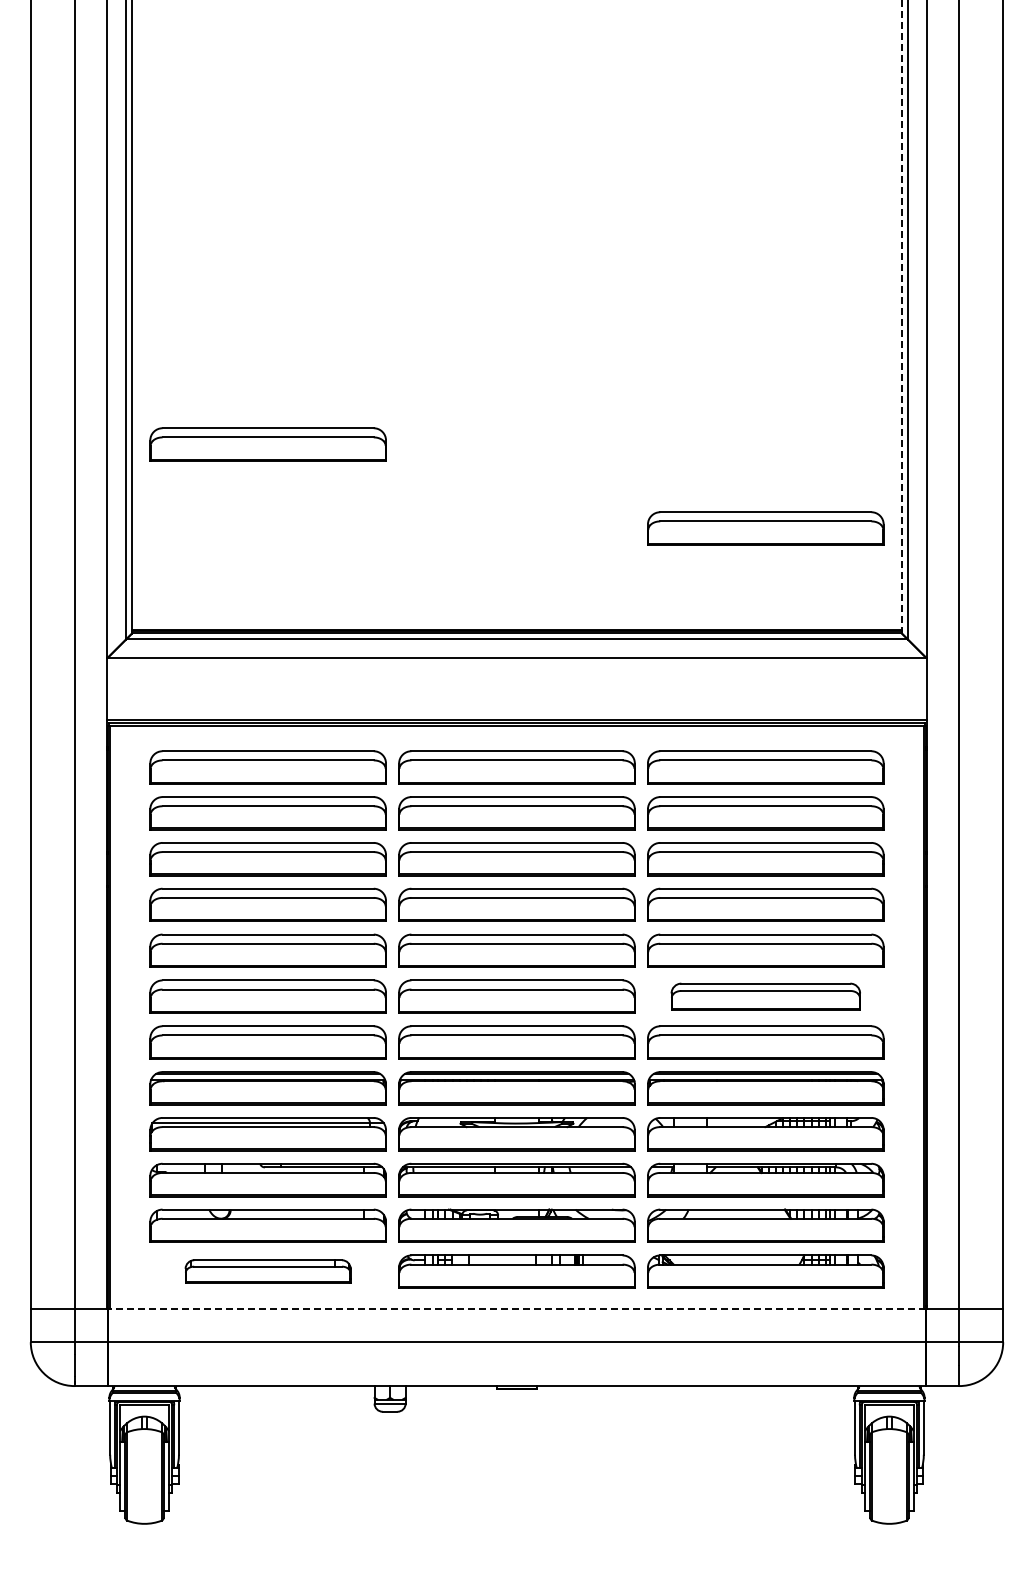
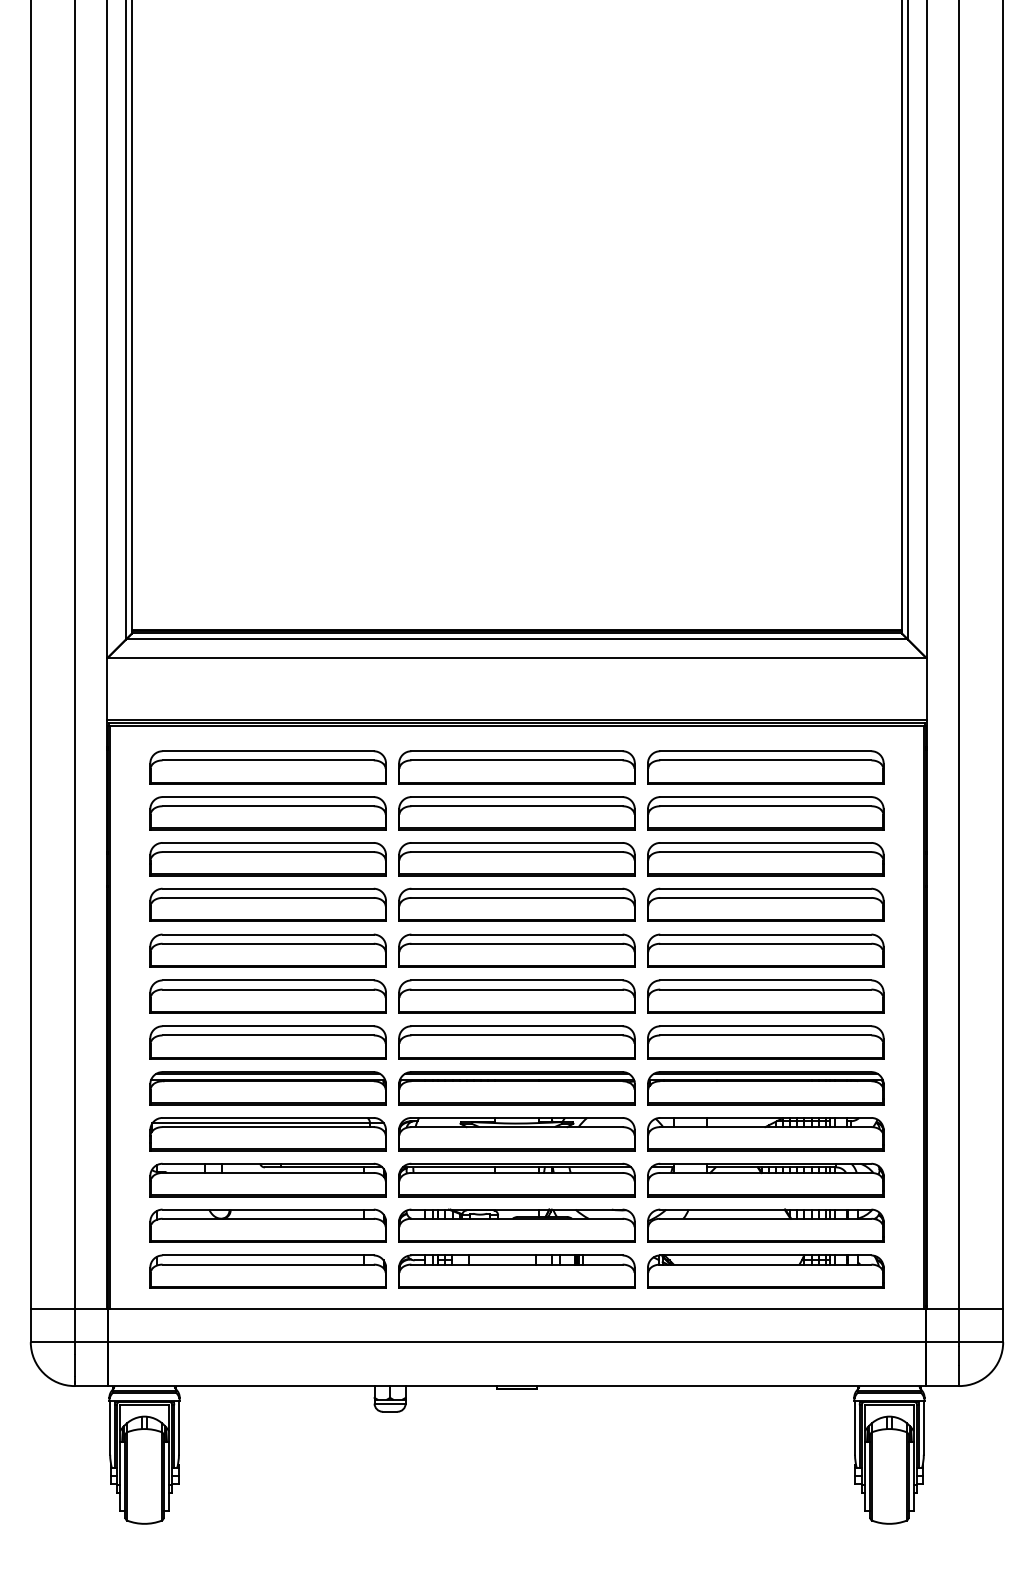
line: dashed -> solid (902, 316)
part: present -> none (267, 444)
part: present -> none (765, 528)
part size: 191x29 px -> 238x35 px (765, 996)
part size: 168x25 px -> 238x35 px (267, 1271)
line: dashed -> solid (516, 1309)
